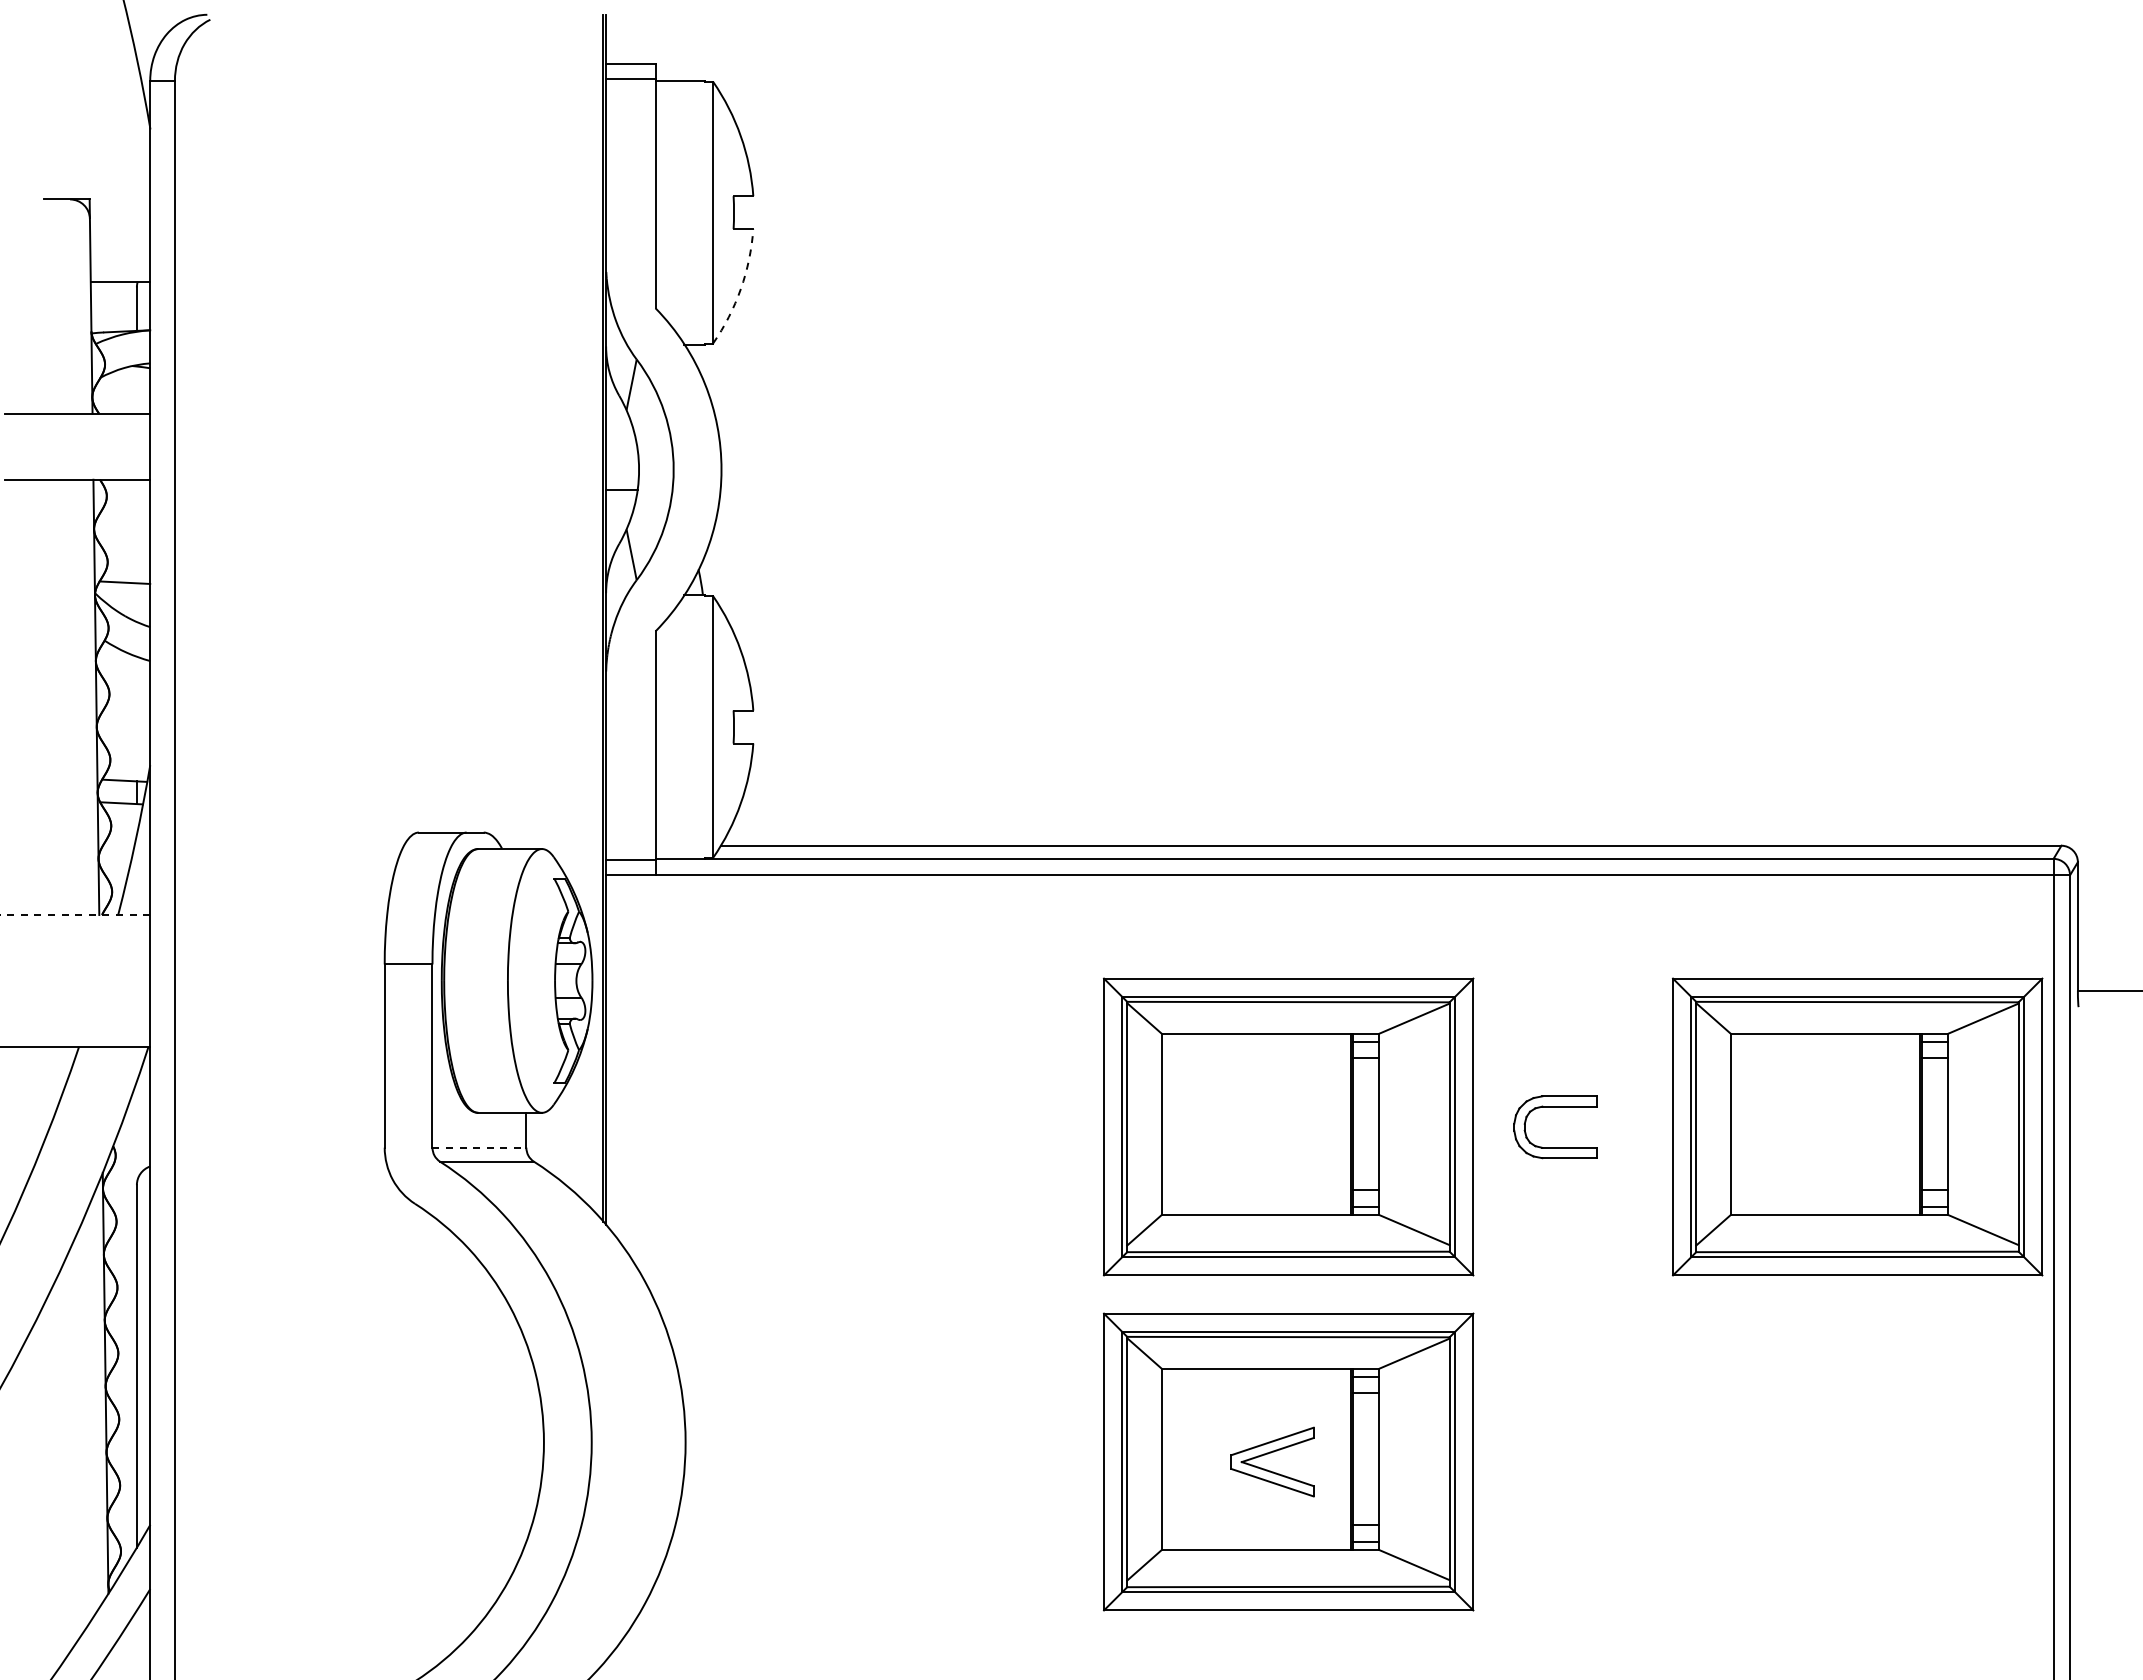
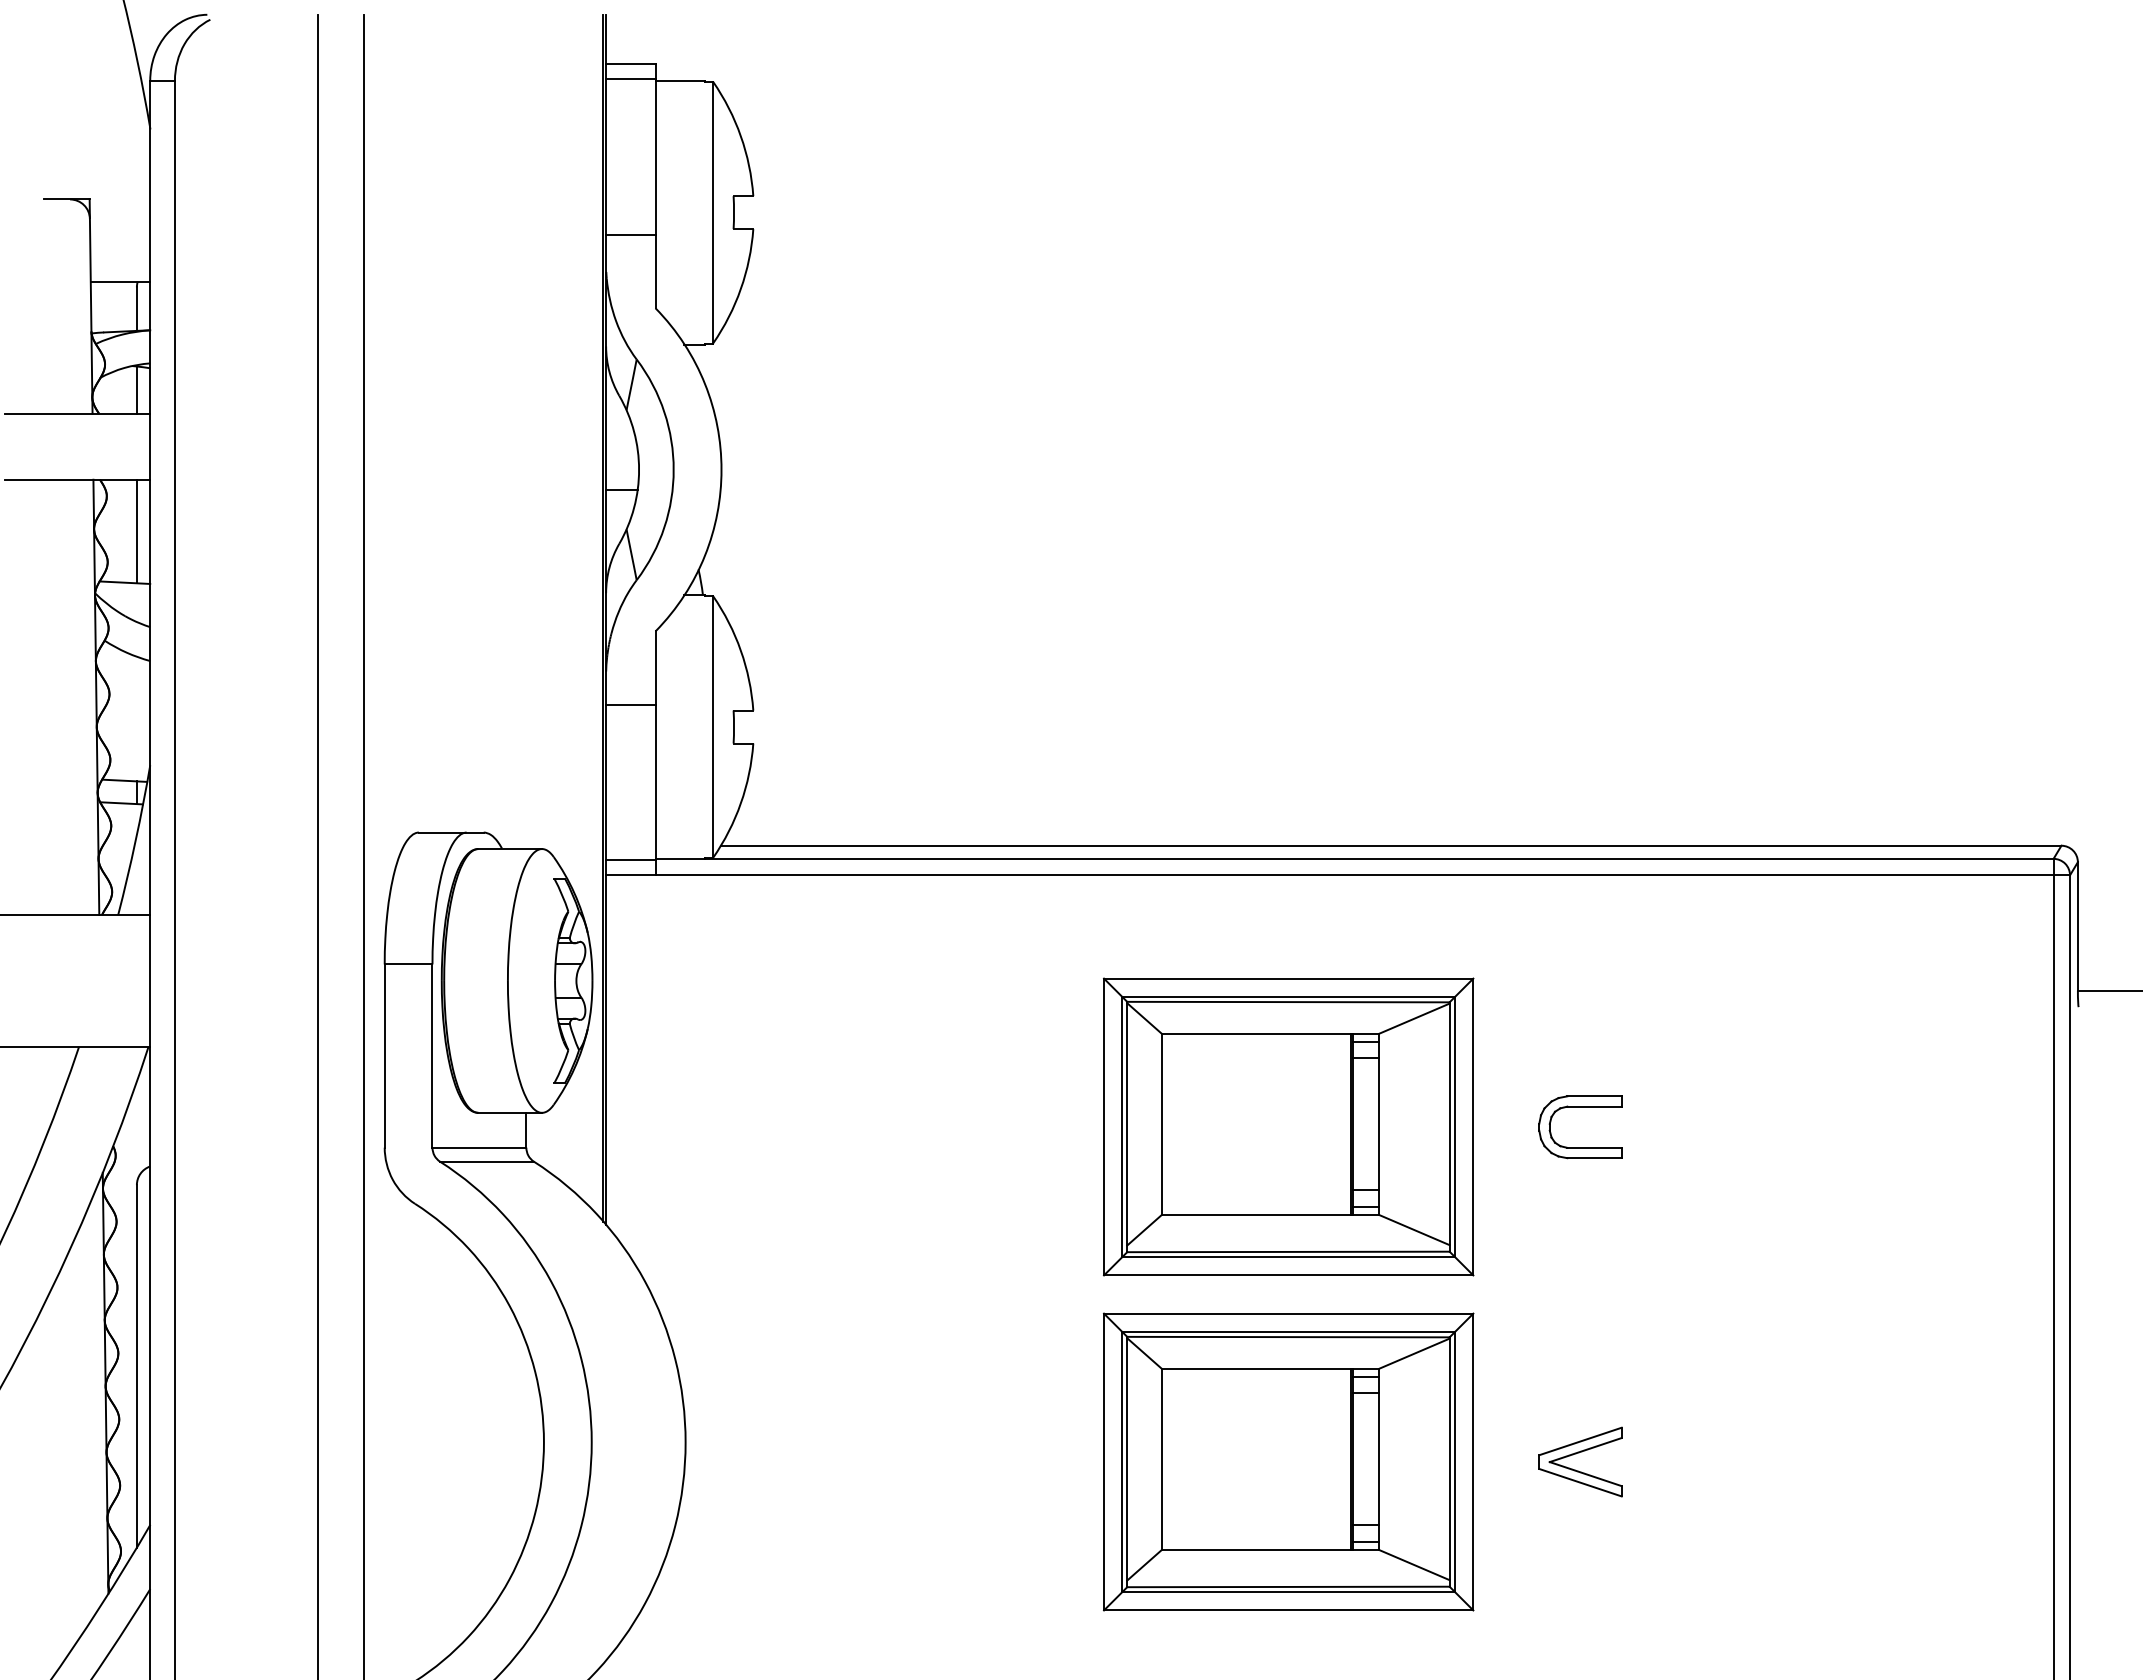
line: none -> present (630, 234)
arc: dashed -> solid (740, 289)
line: none -> present (136, 389)
line: none -> present (136, 531)
line: none -> present (630, 704)
line: none -> present (317, 845)
line: none -> present (363, 845)
line: dashed -> solid (75, 915)
part position: (1555, 1107) -> (1580, 1107) (1580, 1107)
part: present -> none (1857, 1126)
line: dashed -> solid (479, 1147)
part position: (1271, 1453) -> (1579, 1453) (1579, 1453)
